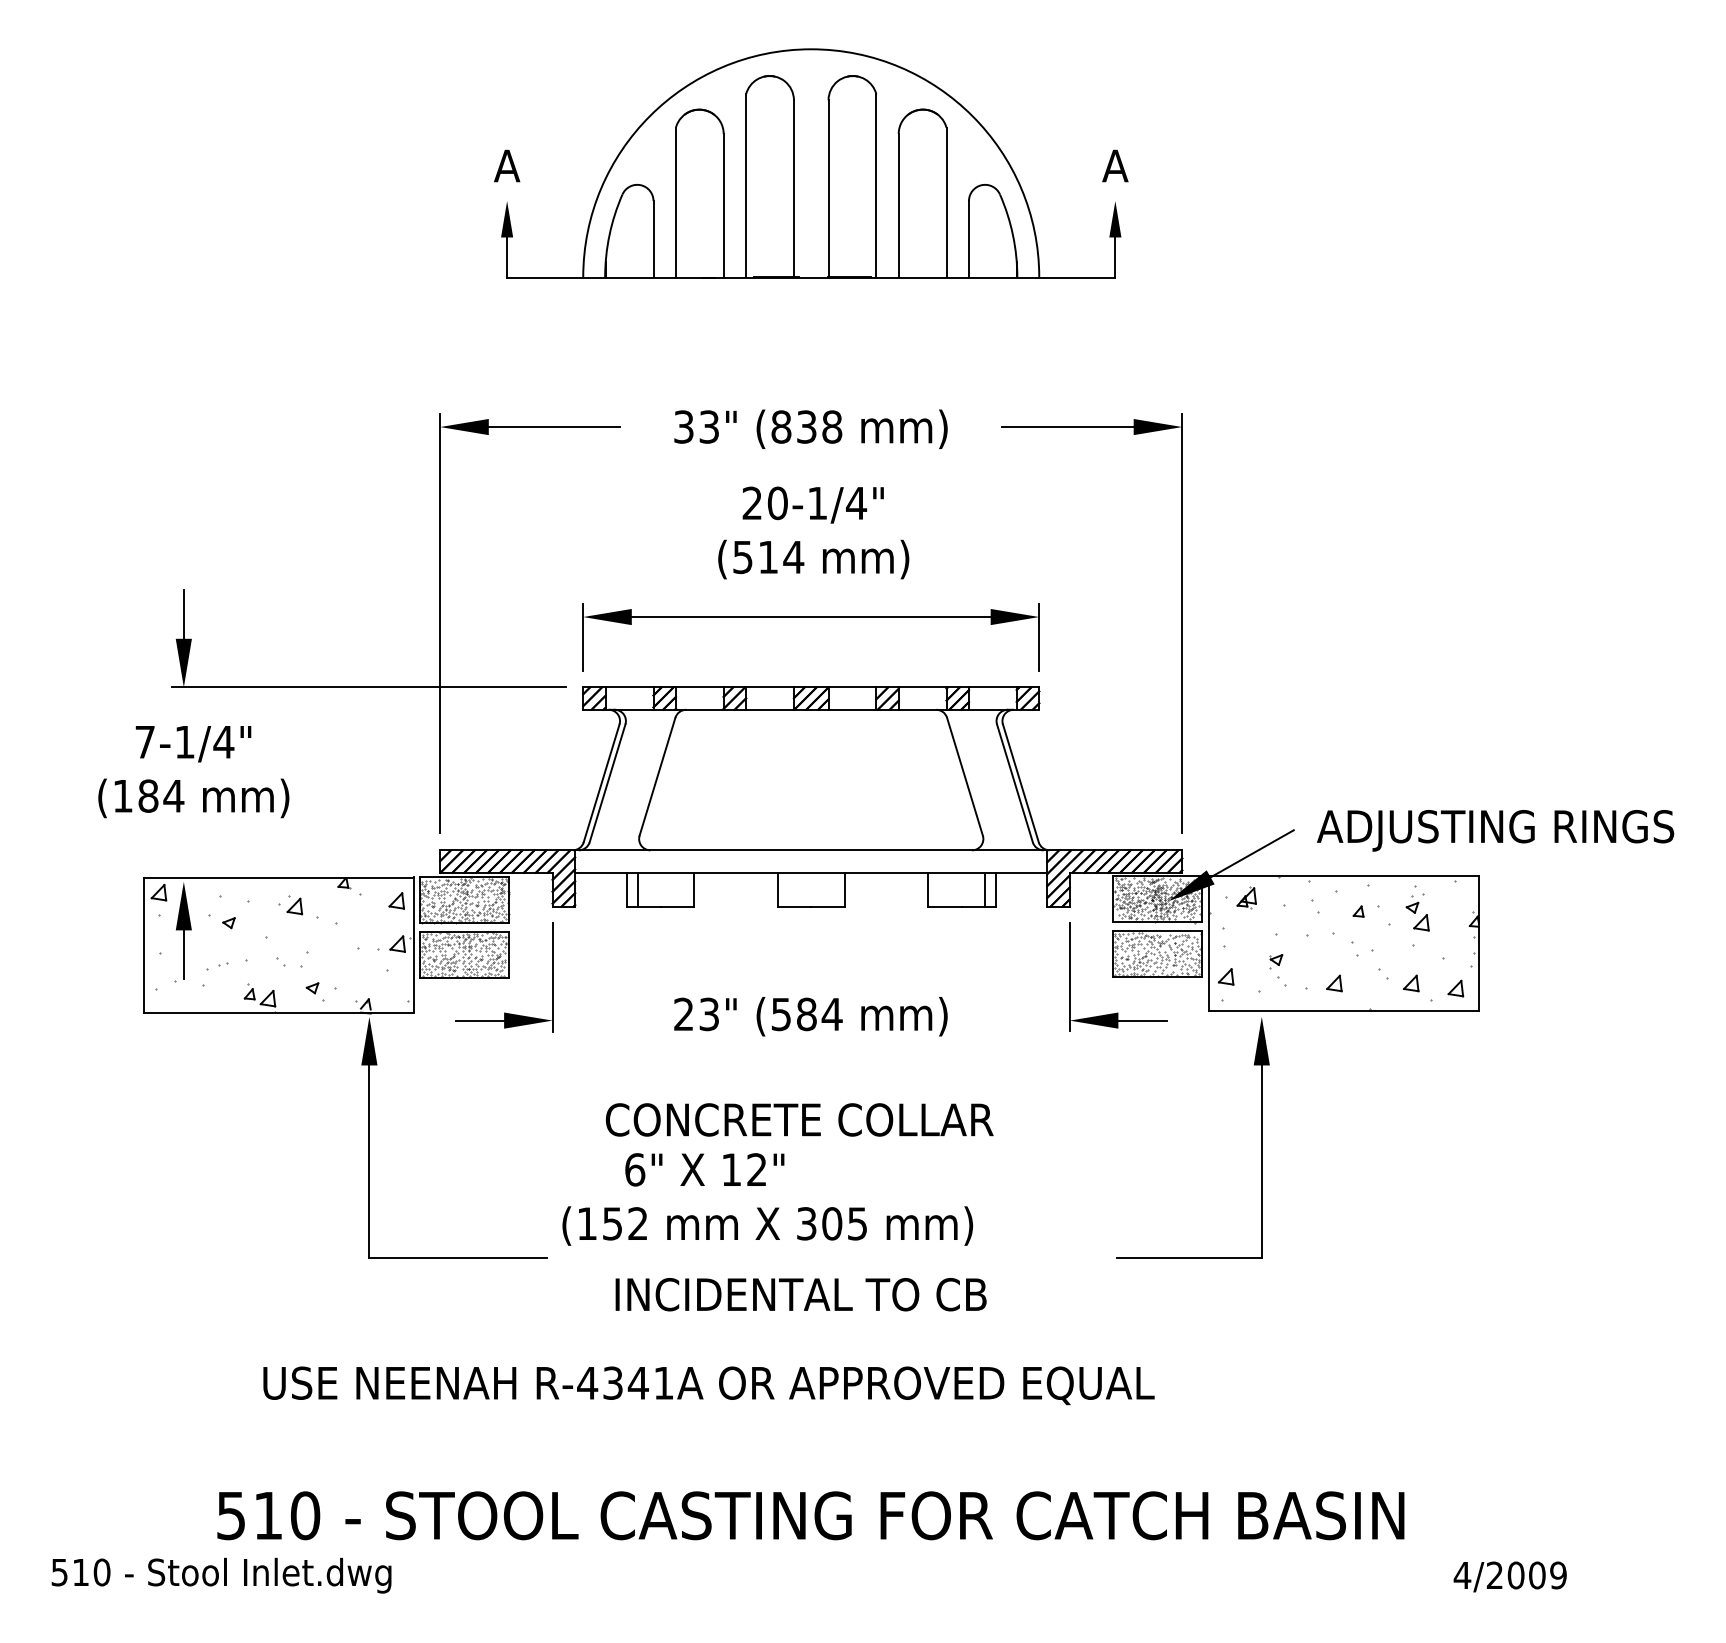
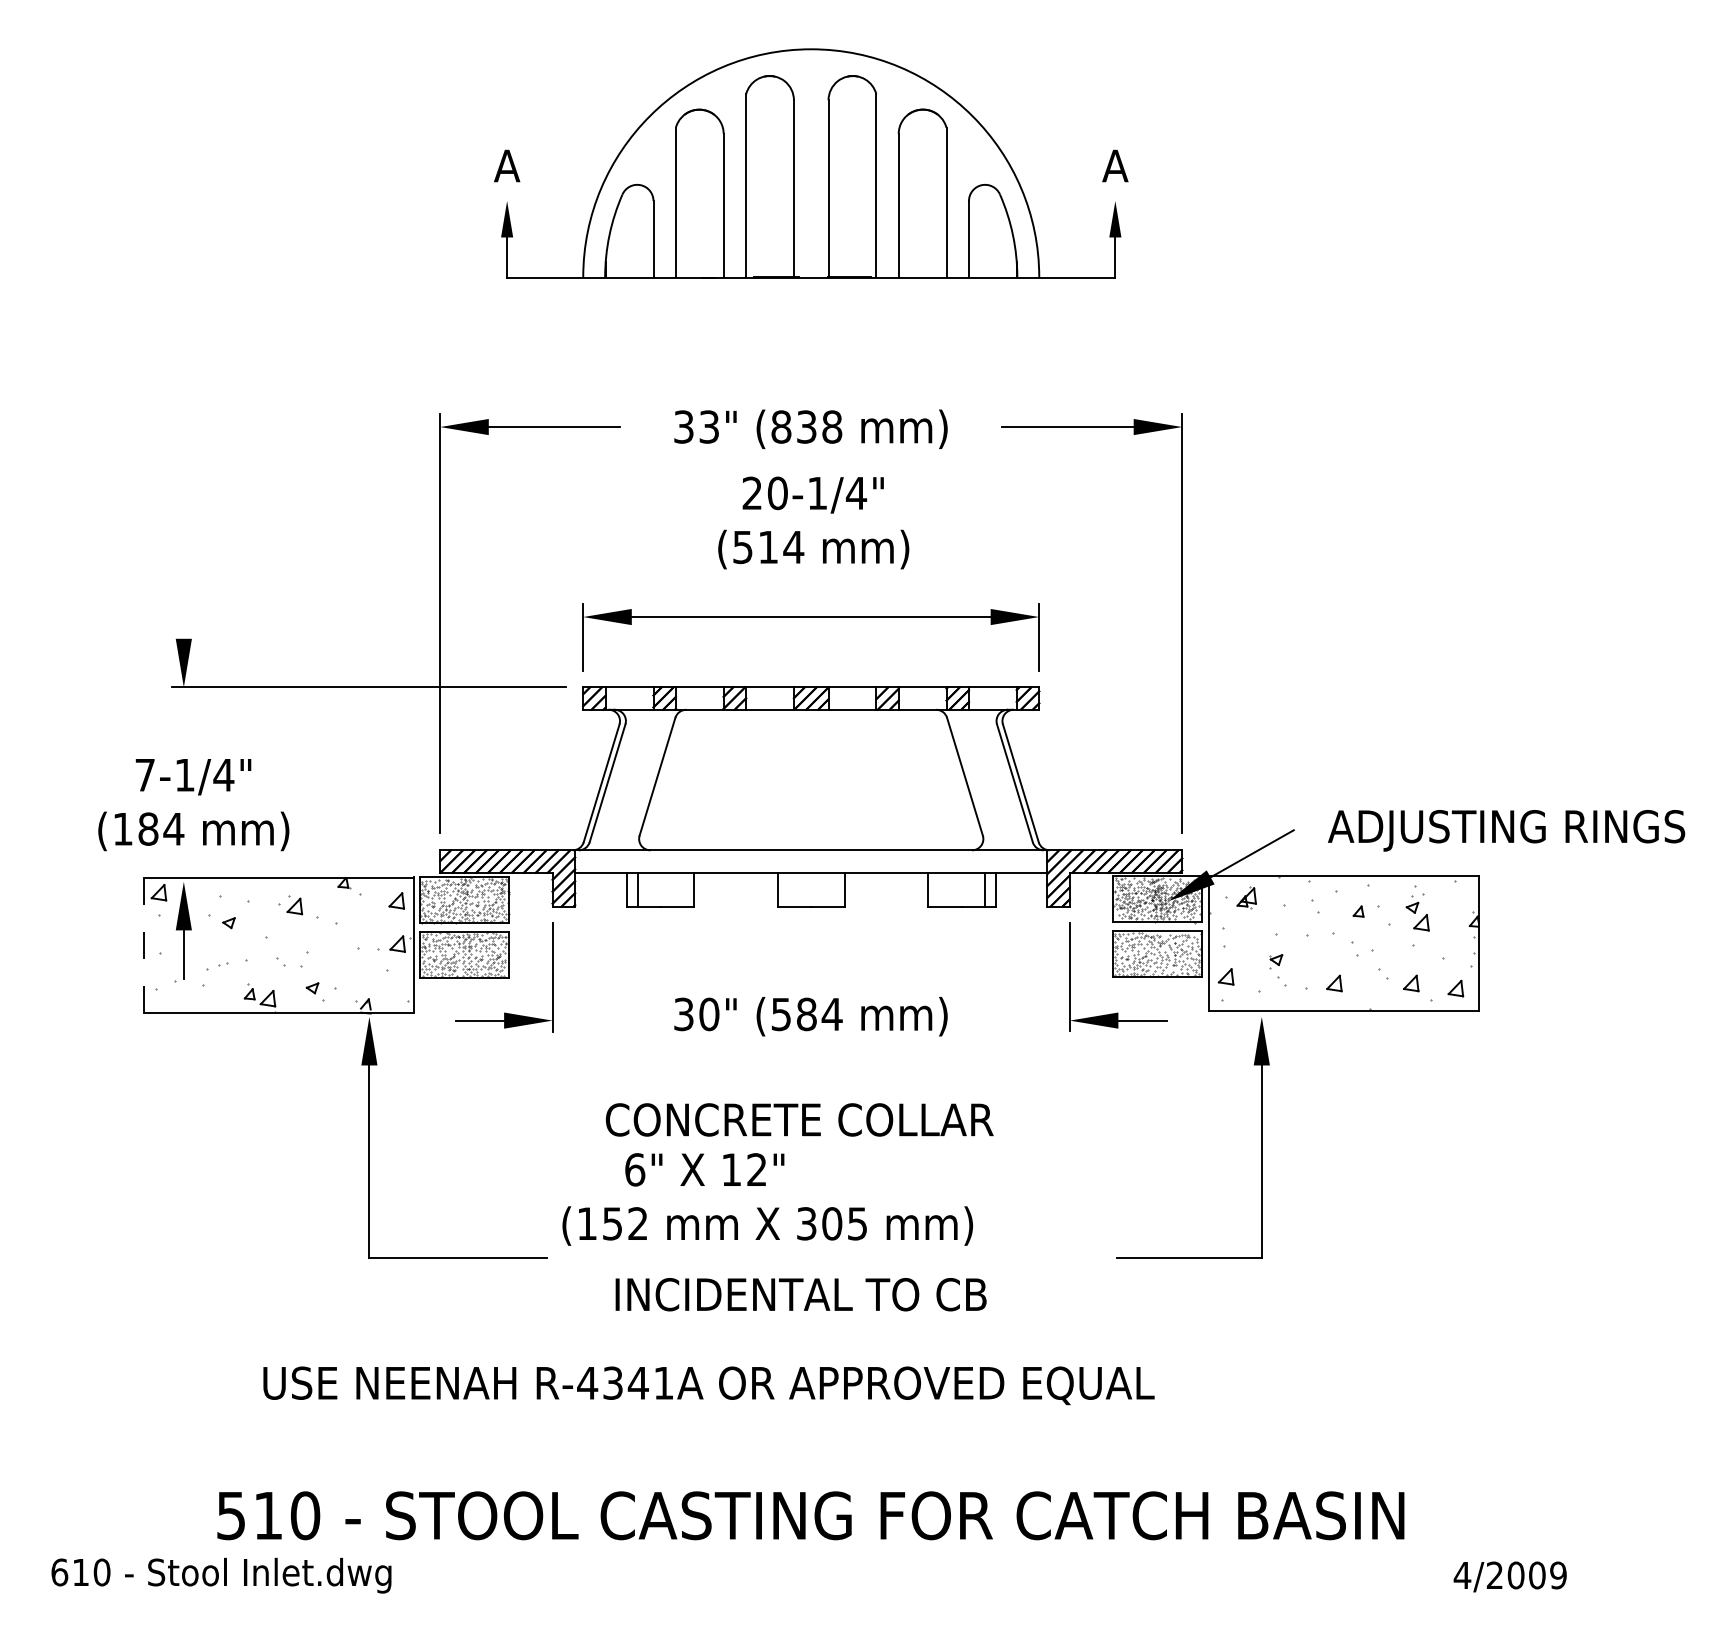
text position: (813, 532) -> (813, 522) (813, 522)
line: present -> none (183, 614)
text position: (193, 772) -> (193, 805) (193, 805)
text position: (1495, 830) -> (1506, 830) (1506, 830)
line: solid -> dashed (143, 945)
text: 23" -> 30" (696, 1014)
text: 510 -> 610 (59, 1572)
